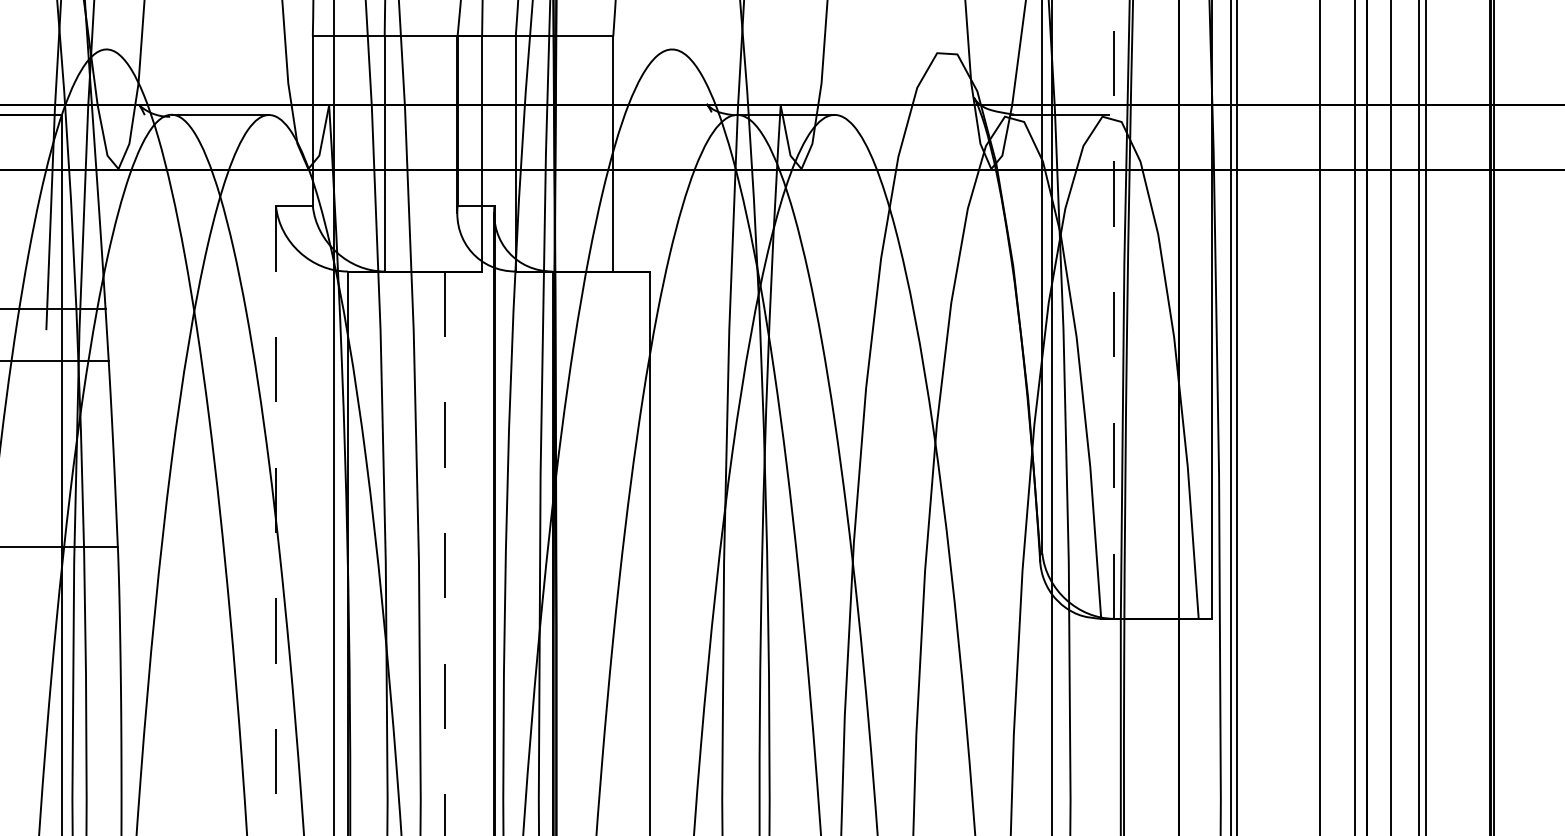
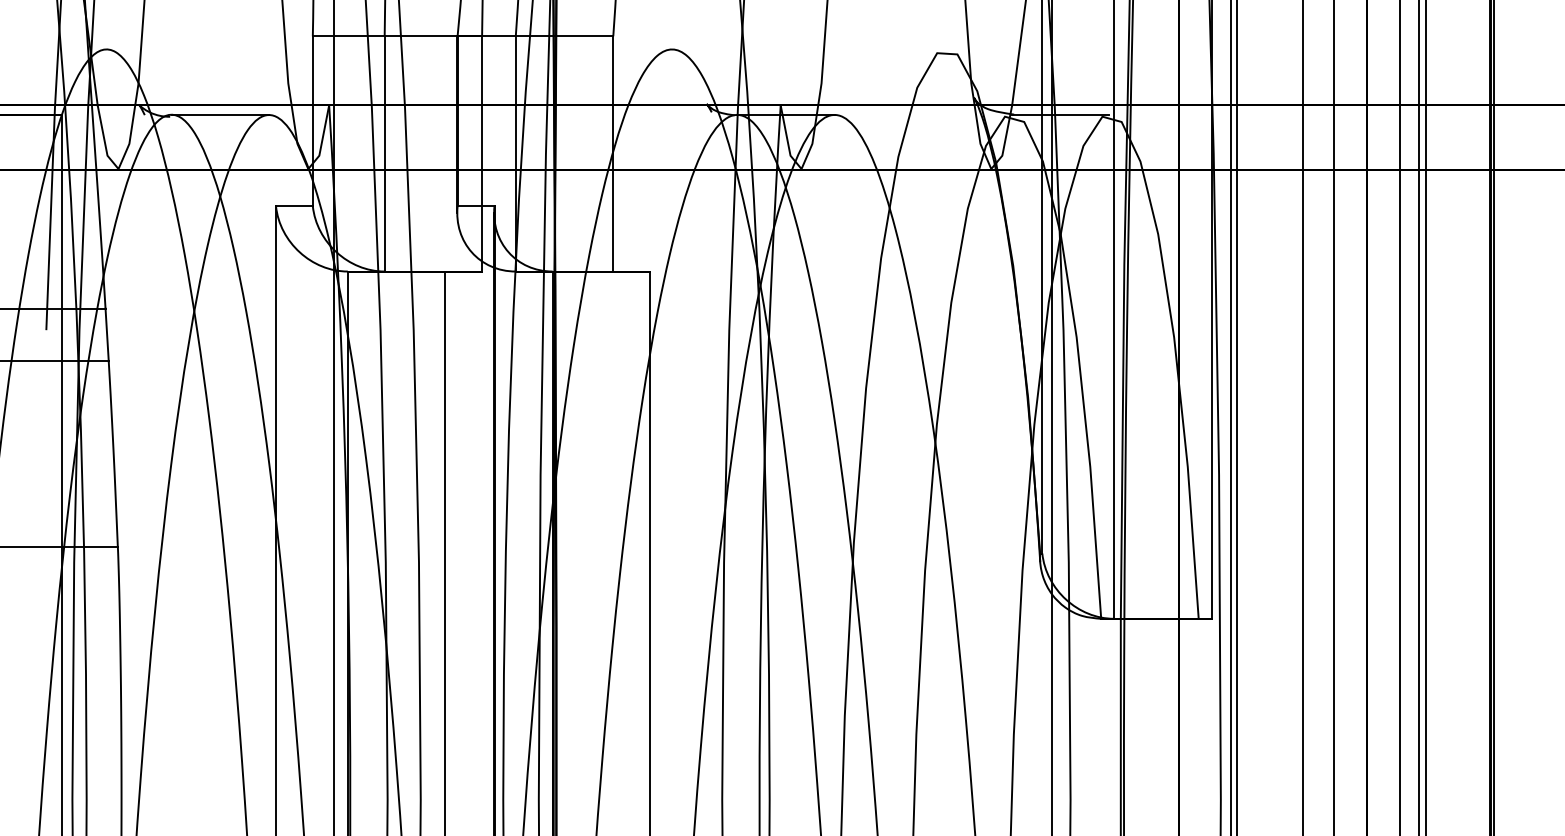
line: dashed -> solid (1114, 309)
line position: (1319, 417) -> (1302, 417) (1302, 417)
line position: (1355, 417) -> (1334, 417) (1334, 417)
line position: (1391, 417) -> (1400, 417) (1400, 417)
line: dashed -> solid (275, 521)
line: dashed -> solid (445, 553)
